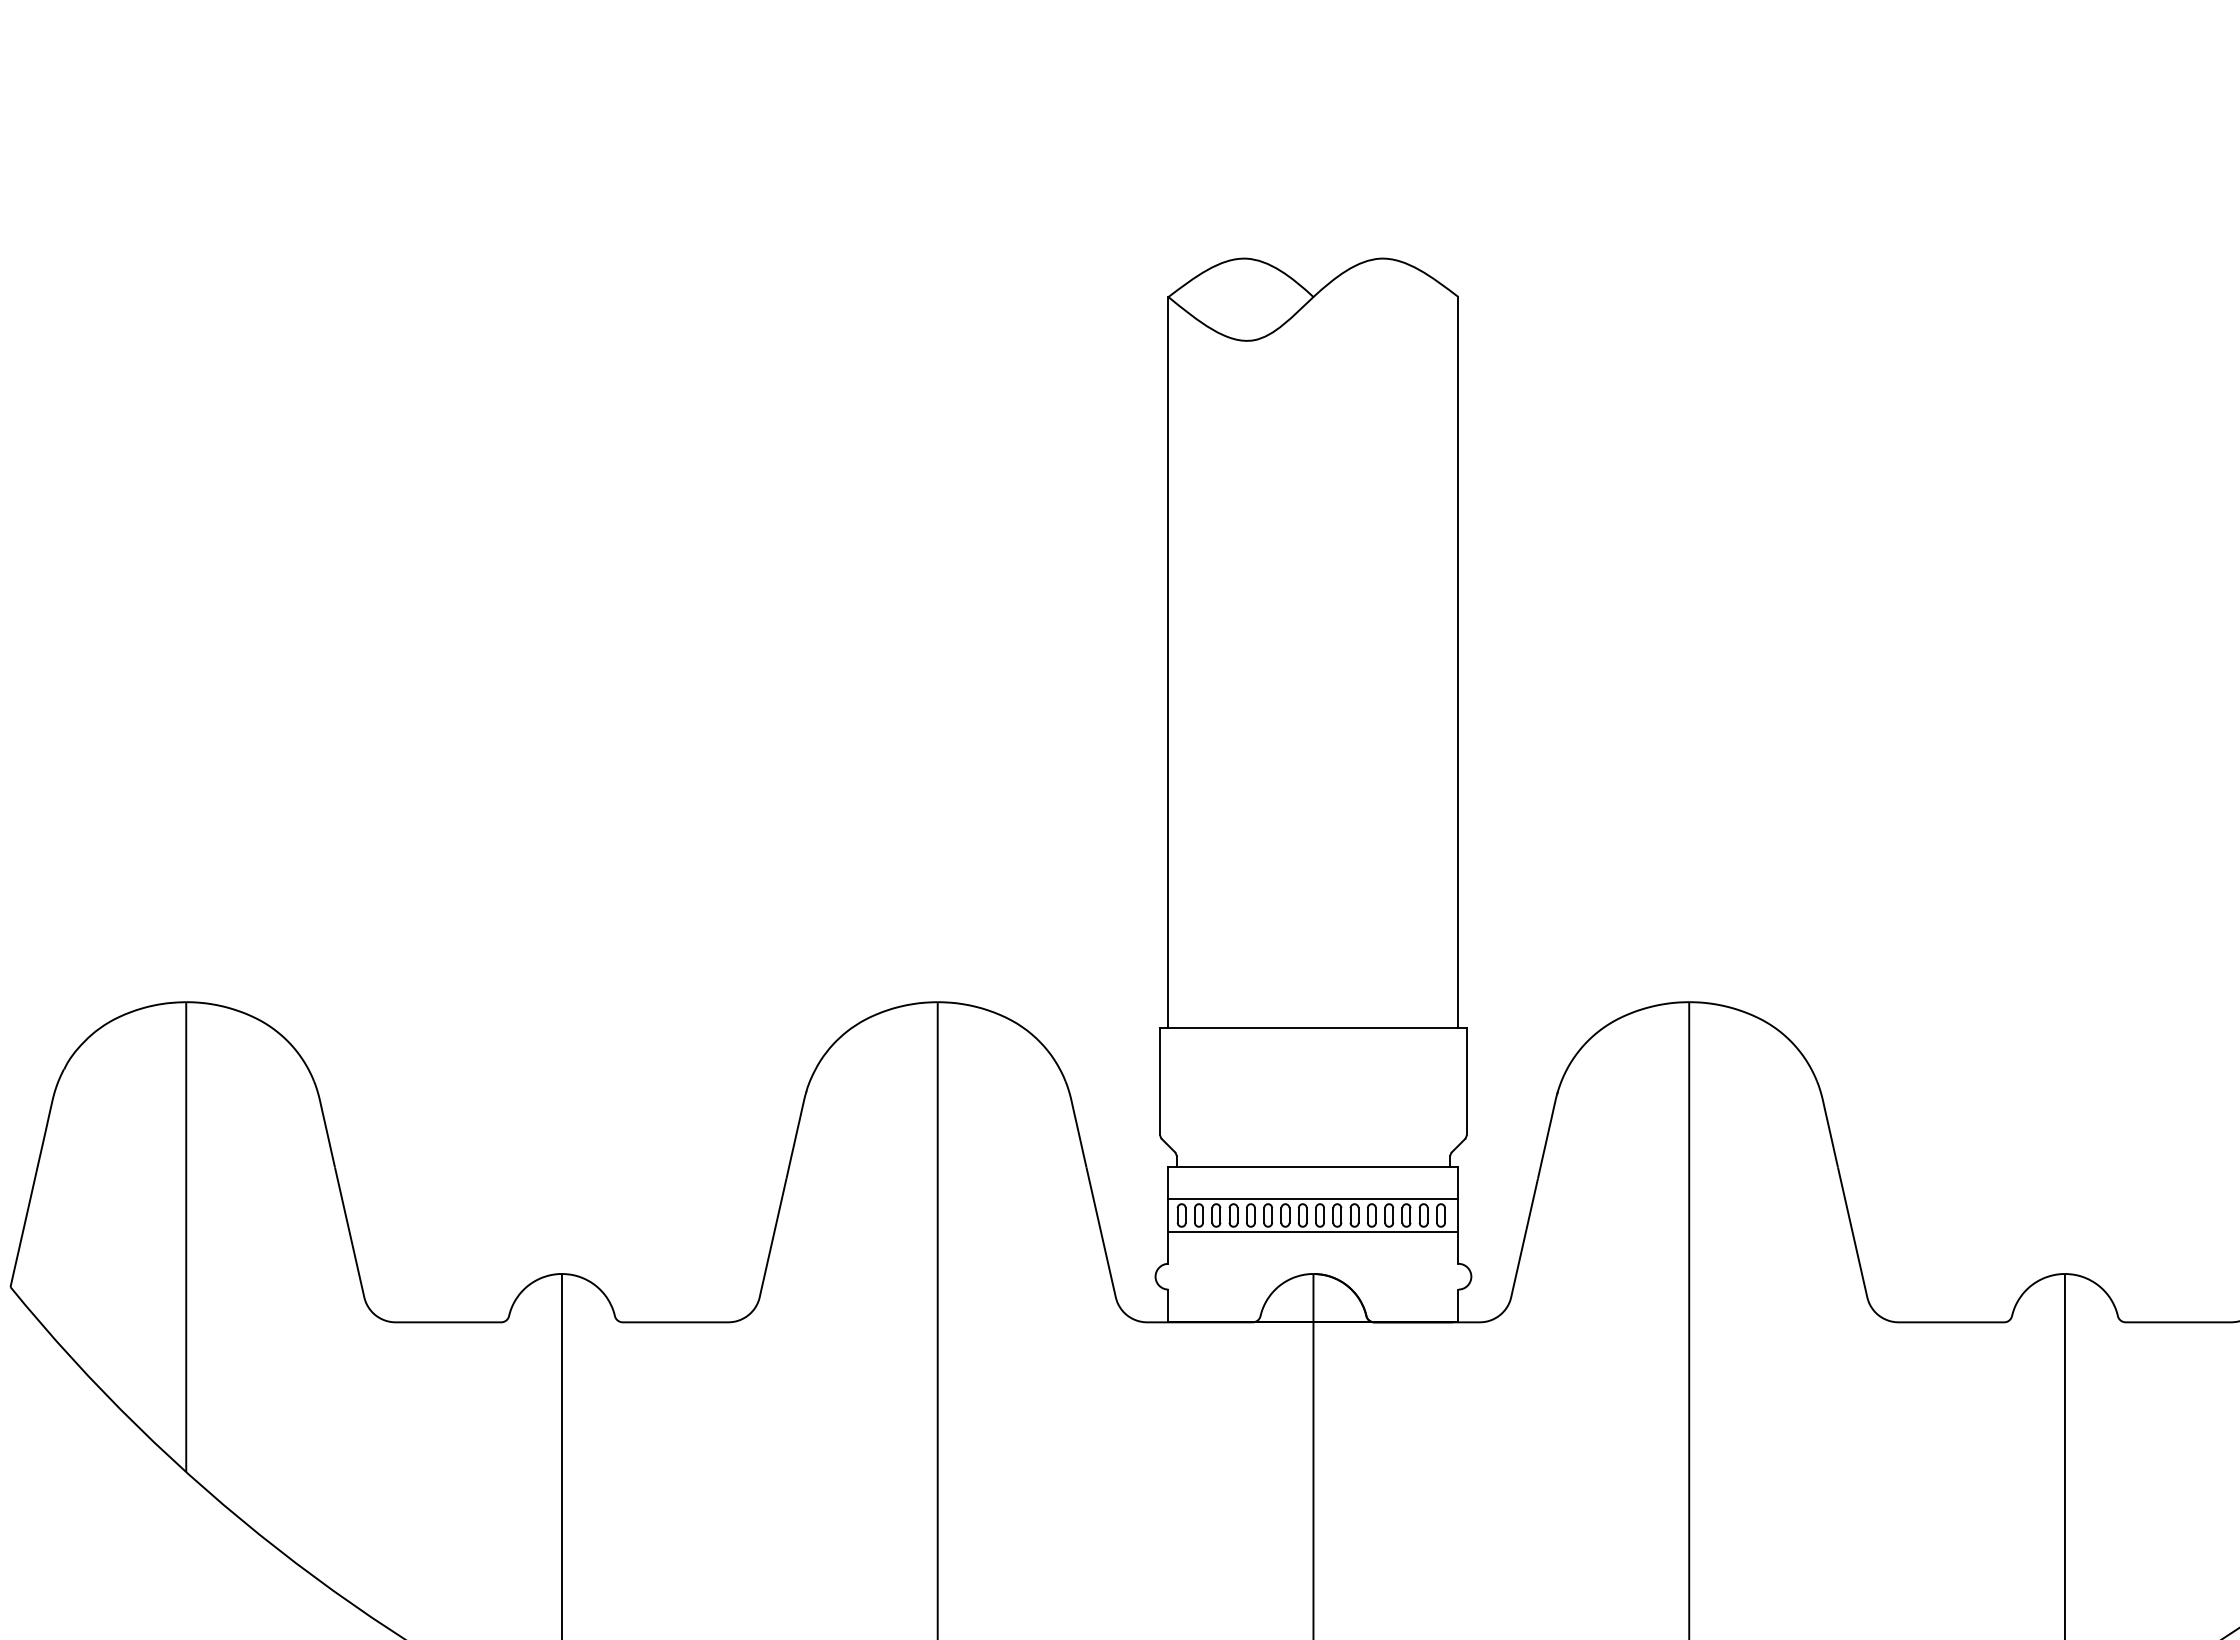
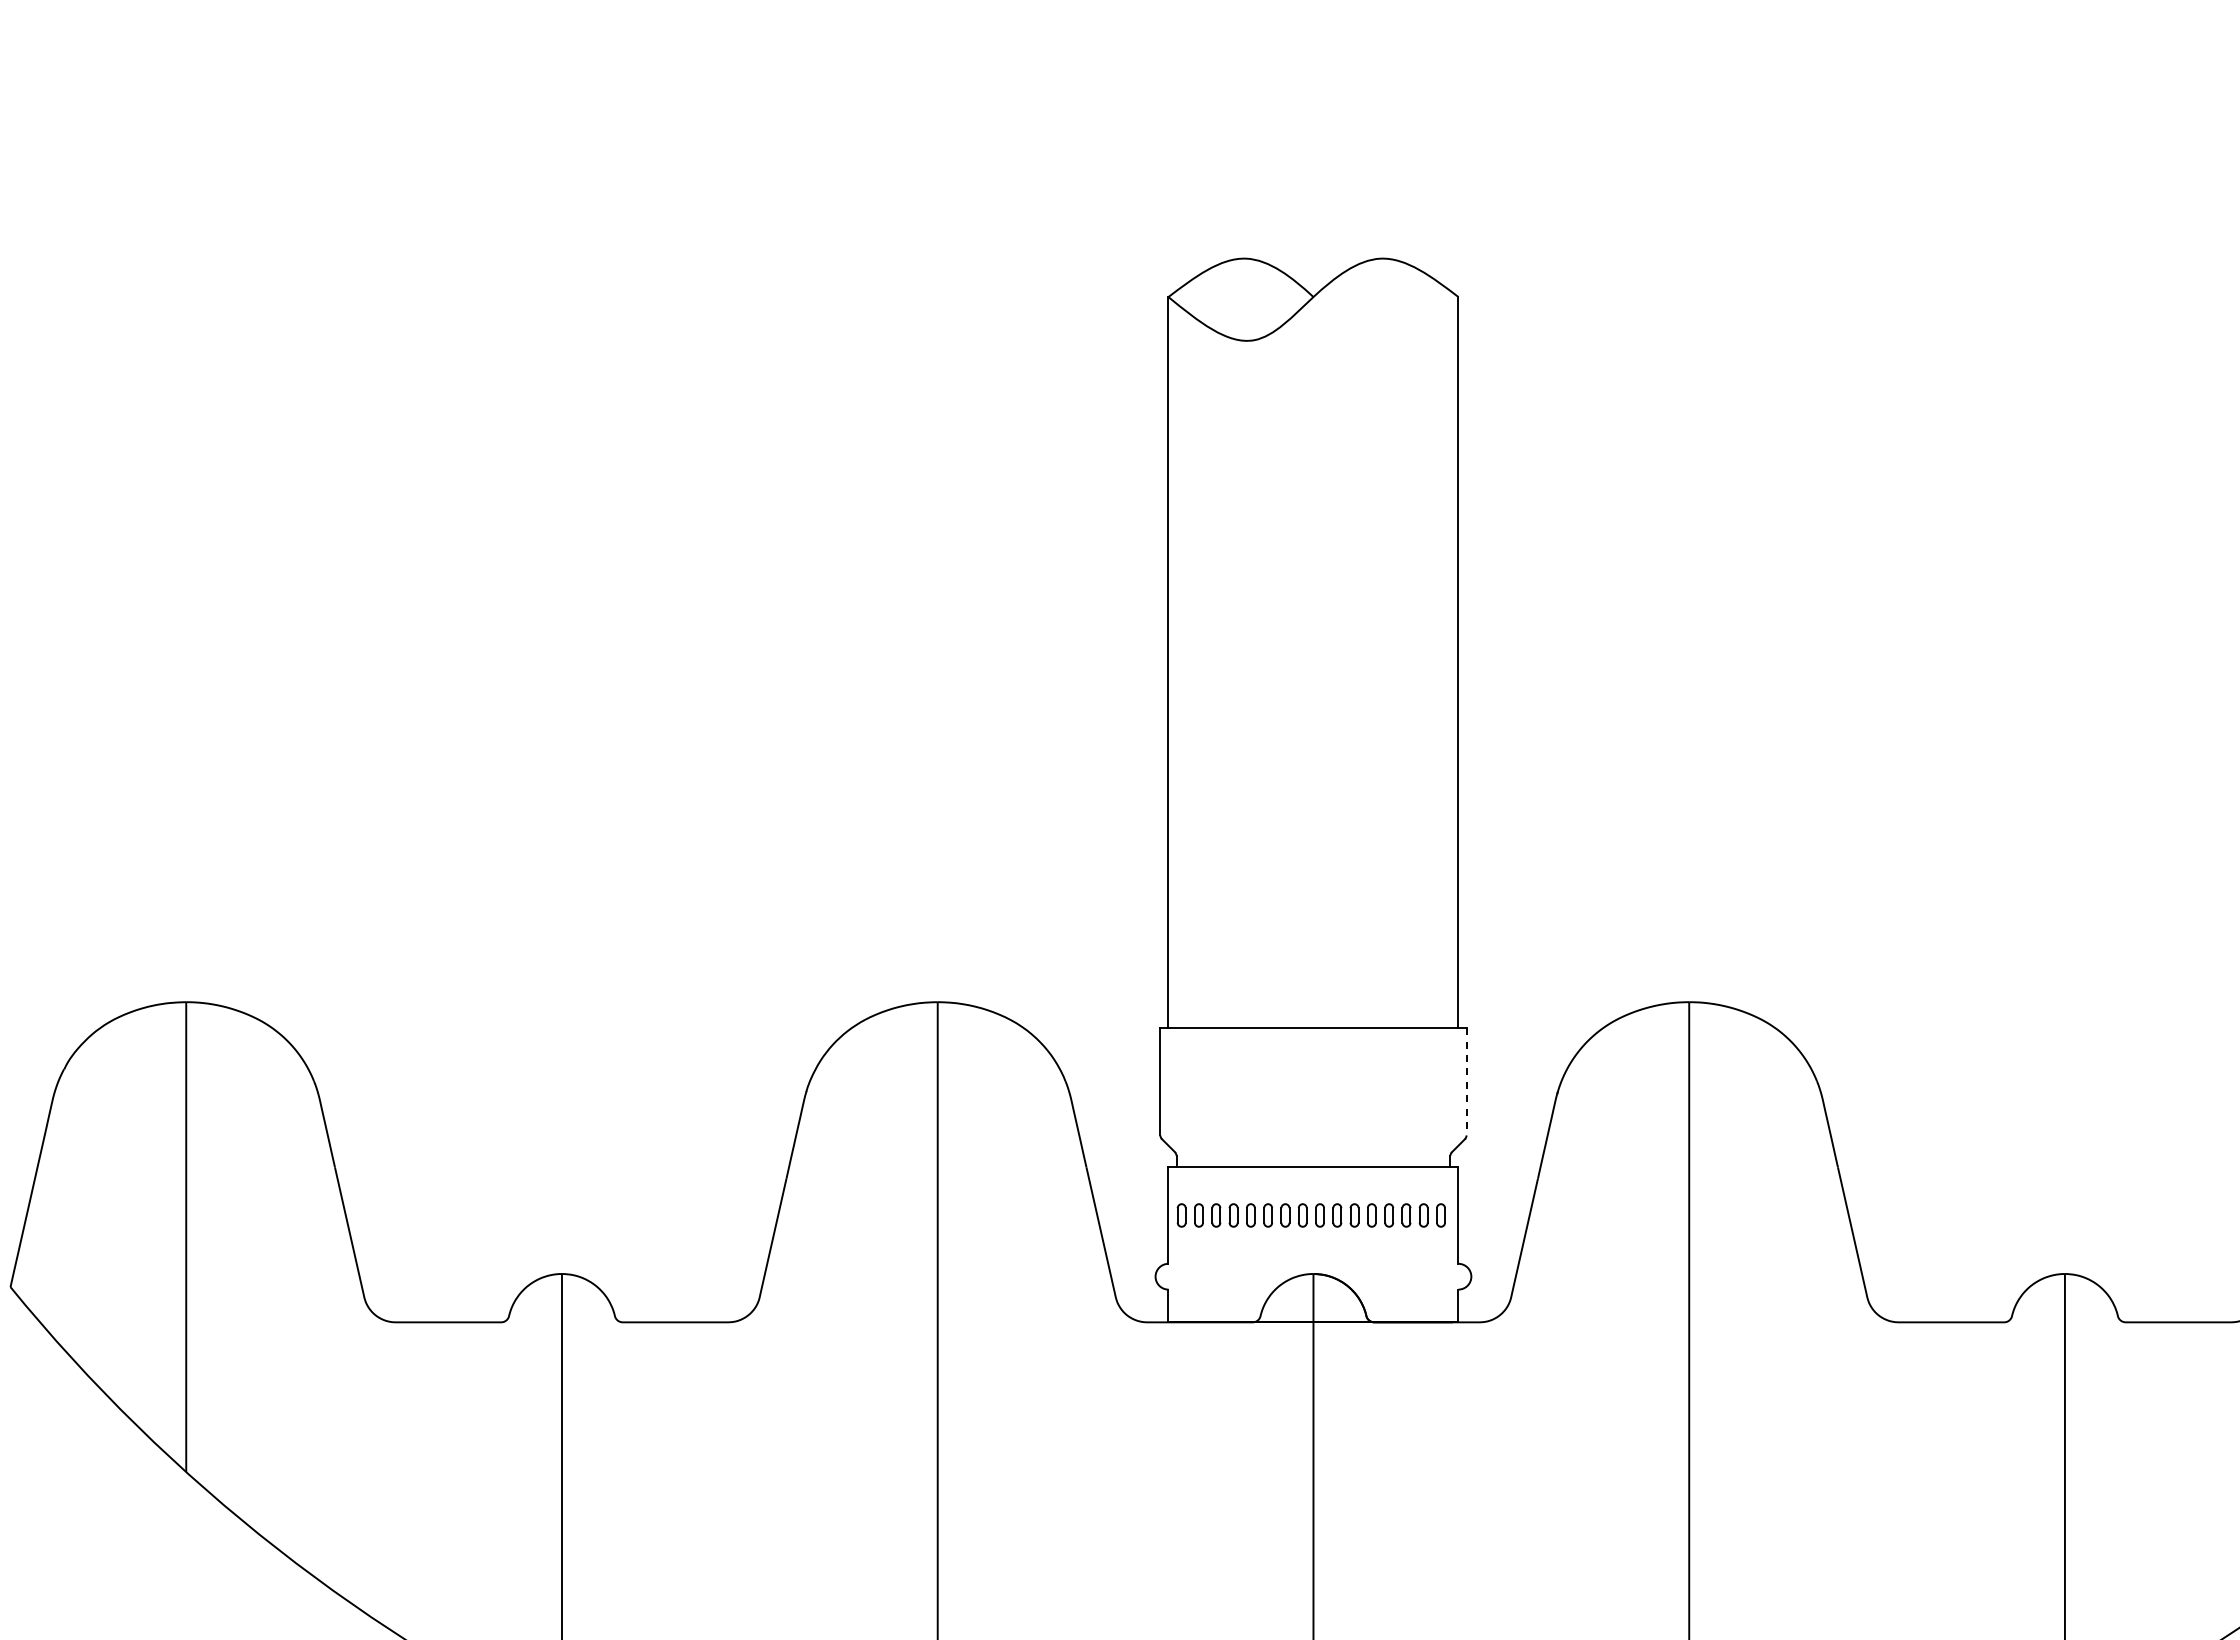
line: solid -> dashed (1466, 1081)
line: present -> none (1313, 1199)
line: present -> none (1313, 1231)
